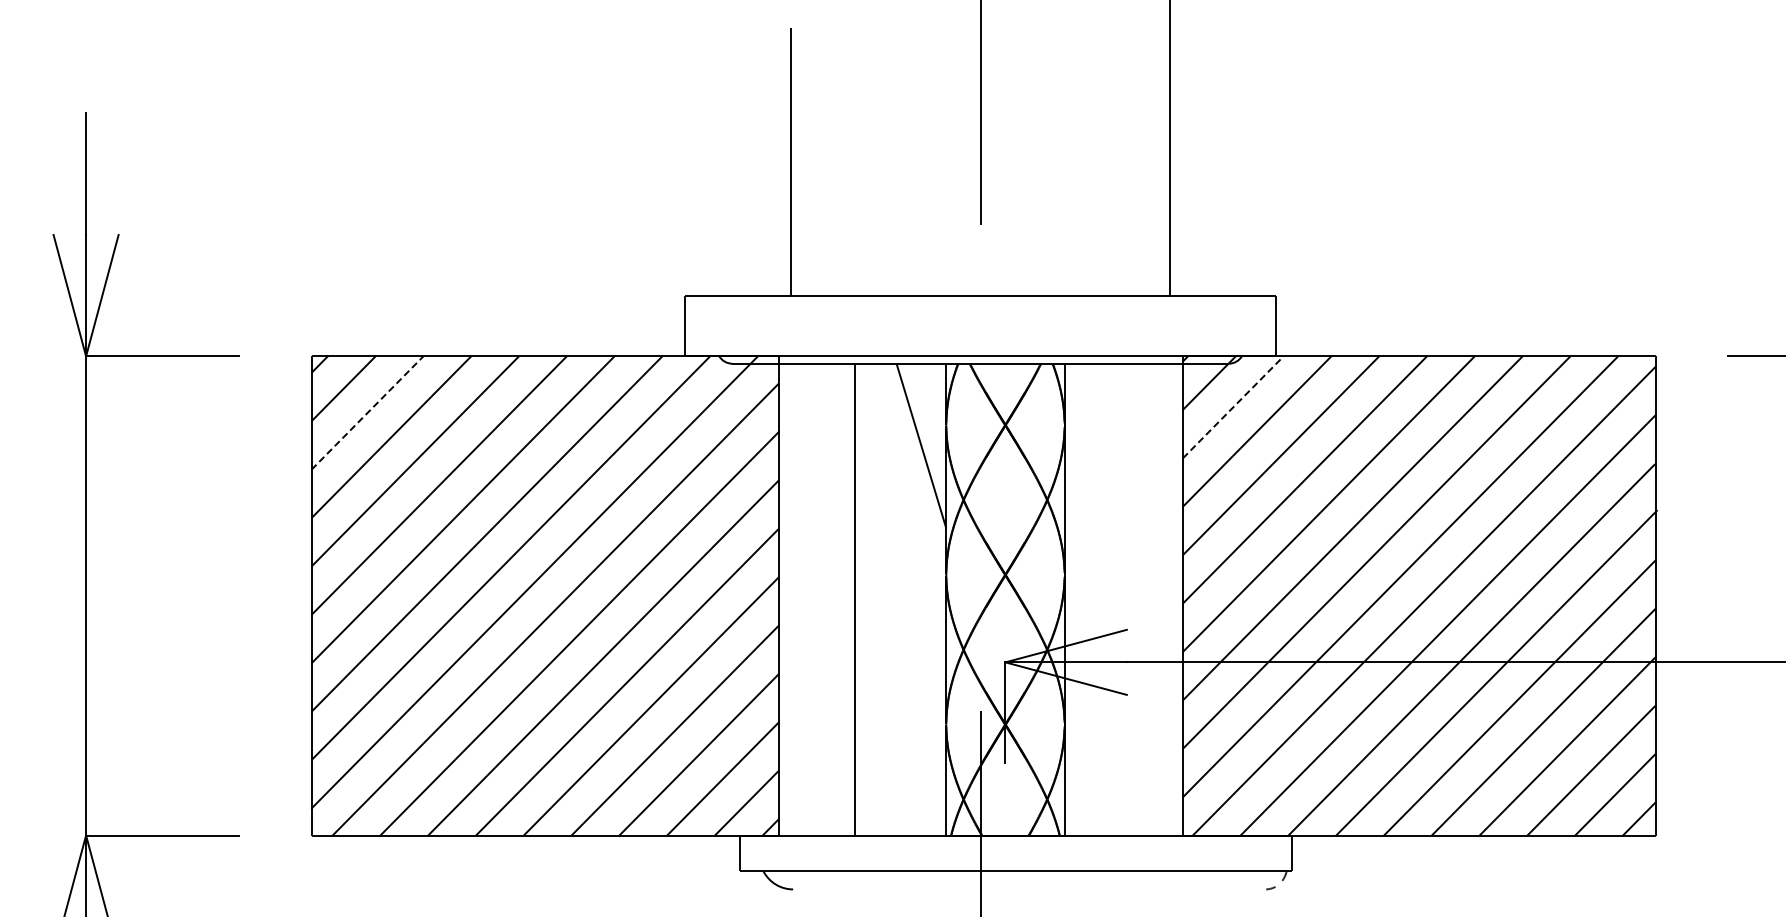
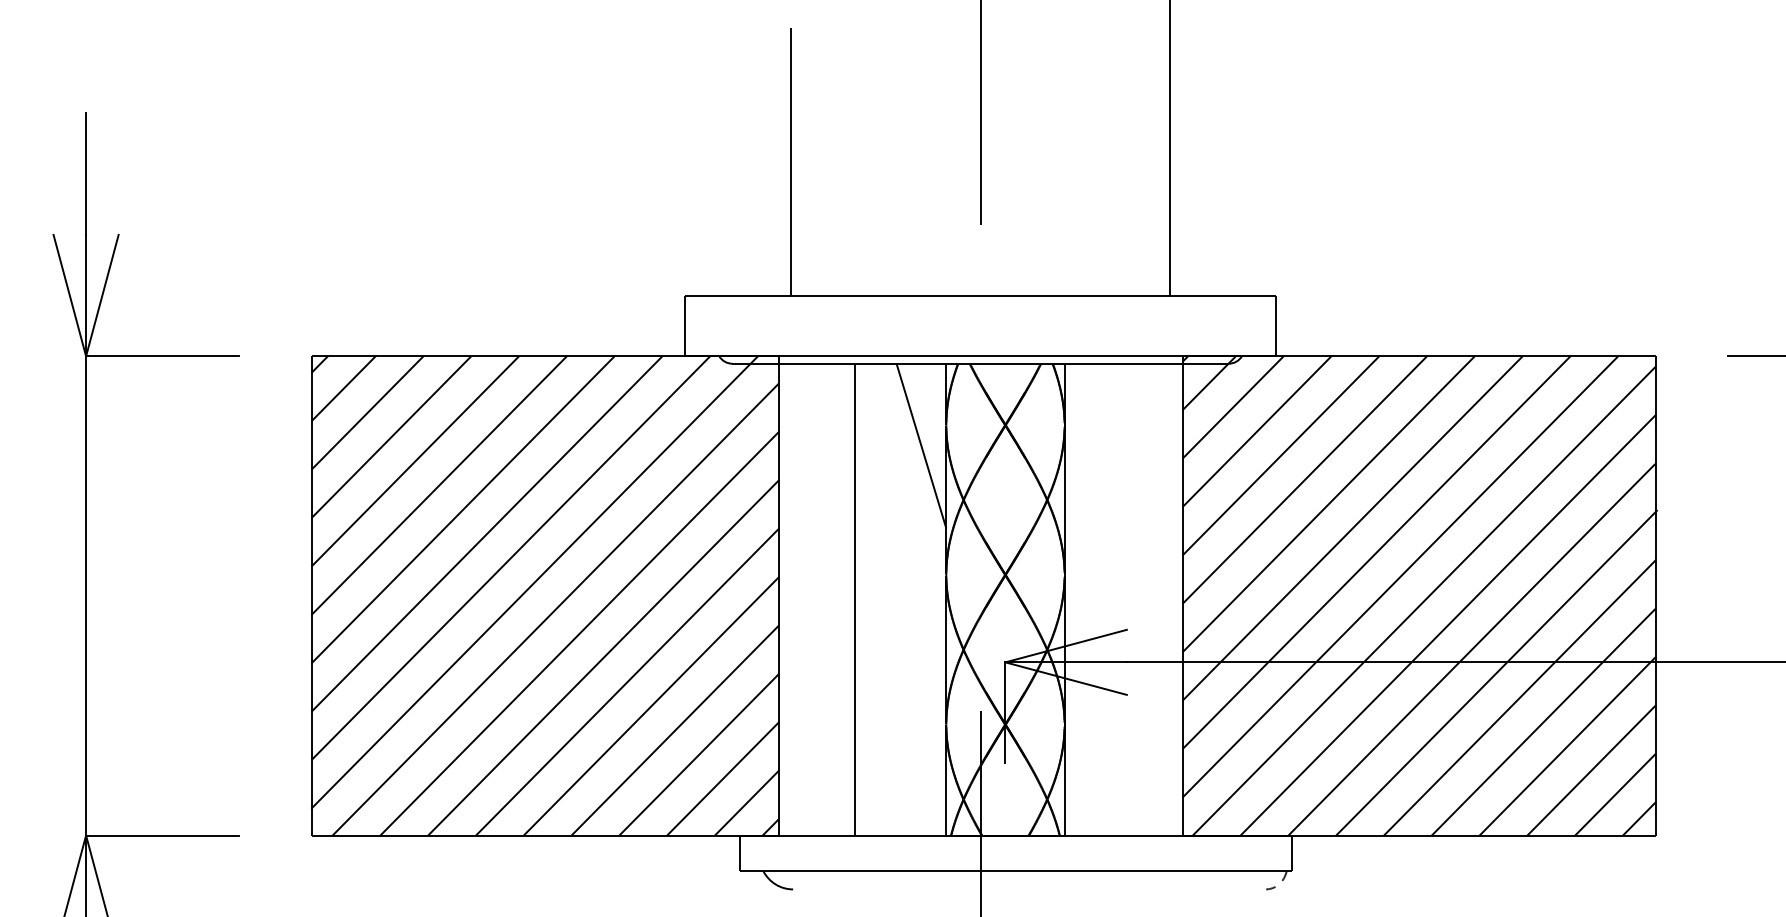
line: dashed -> solid (1233, 407)
line: dashed -> solid (367, 413)
